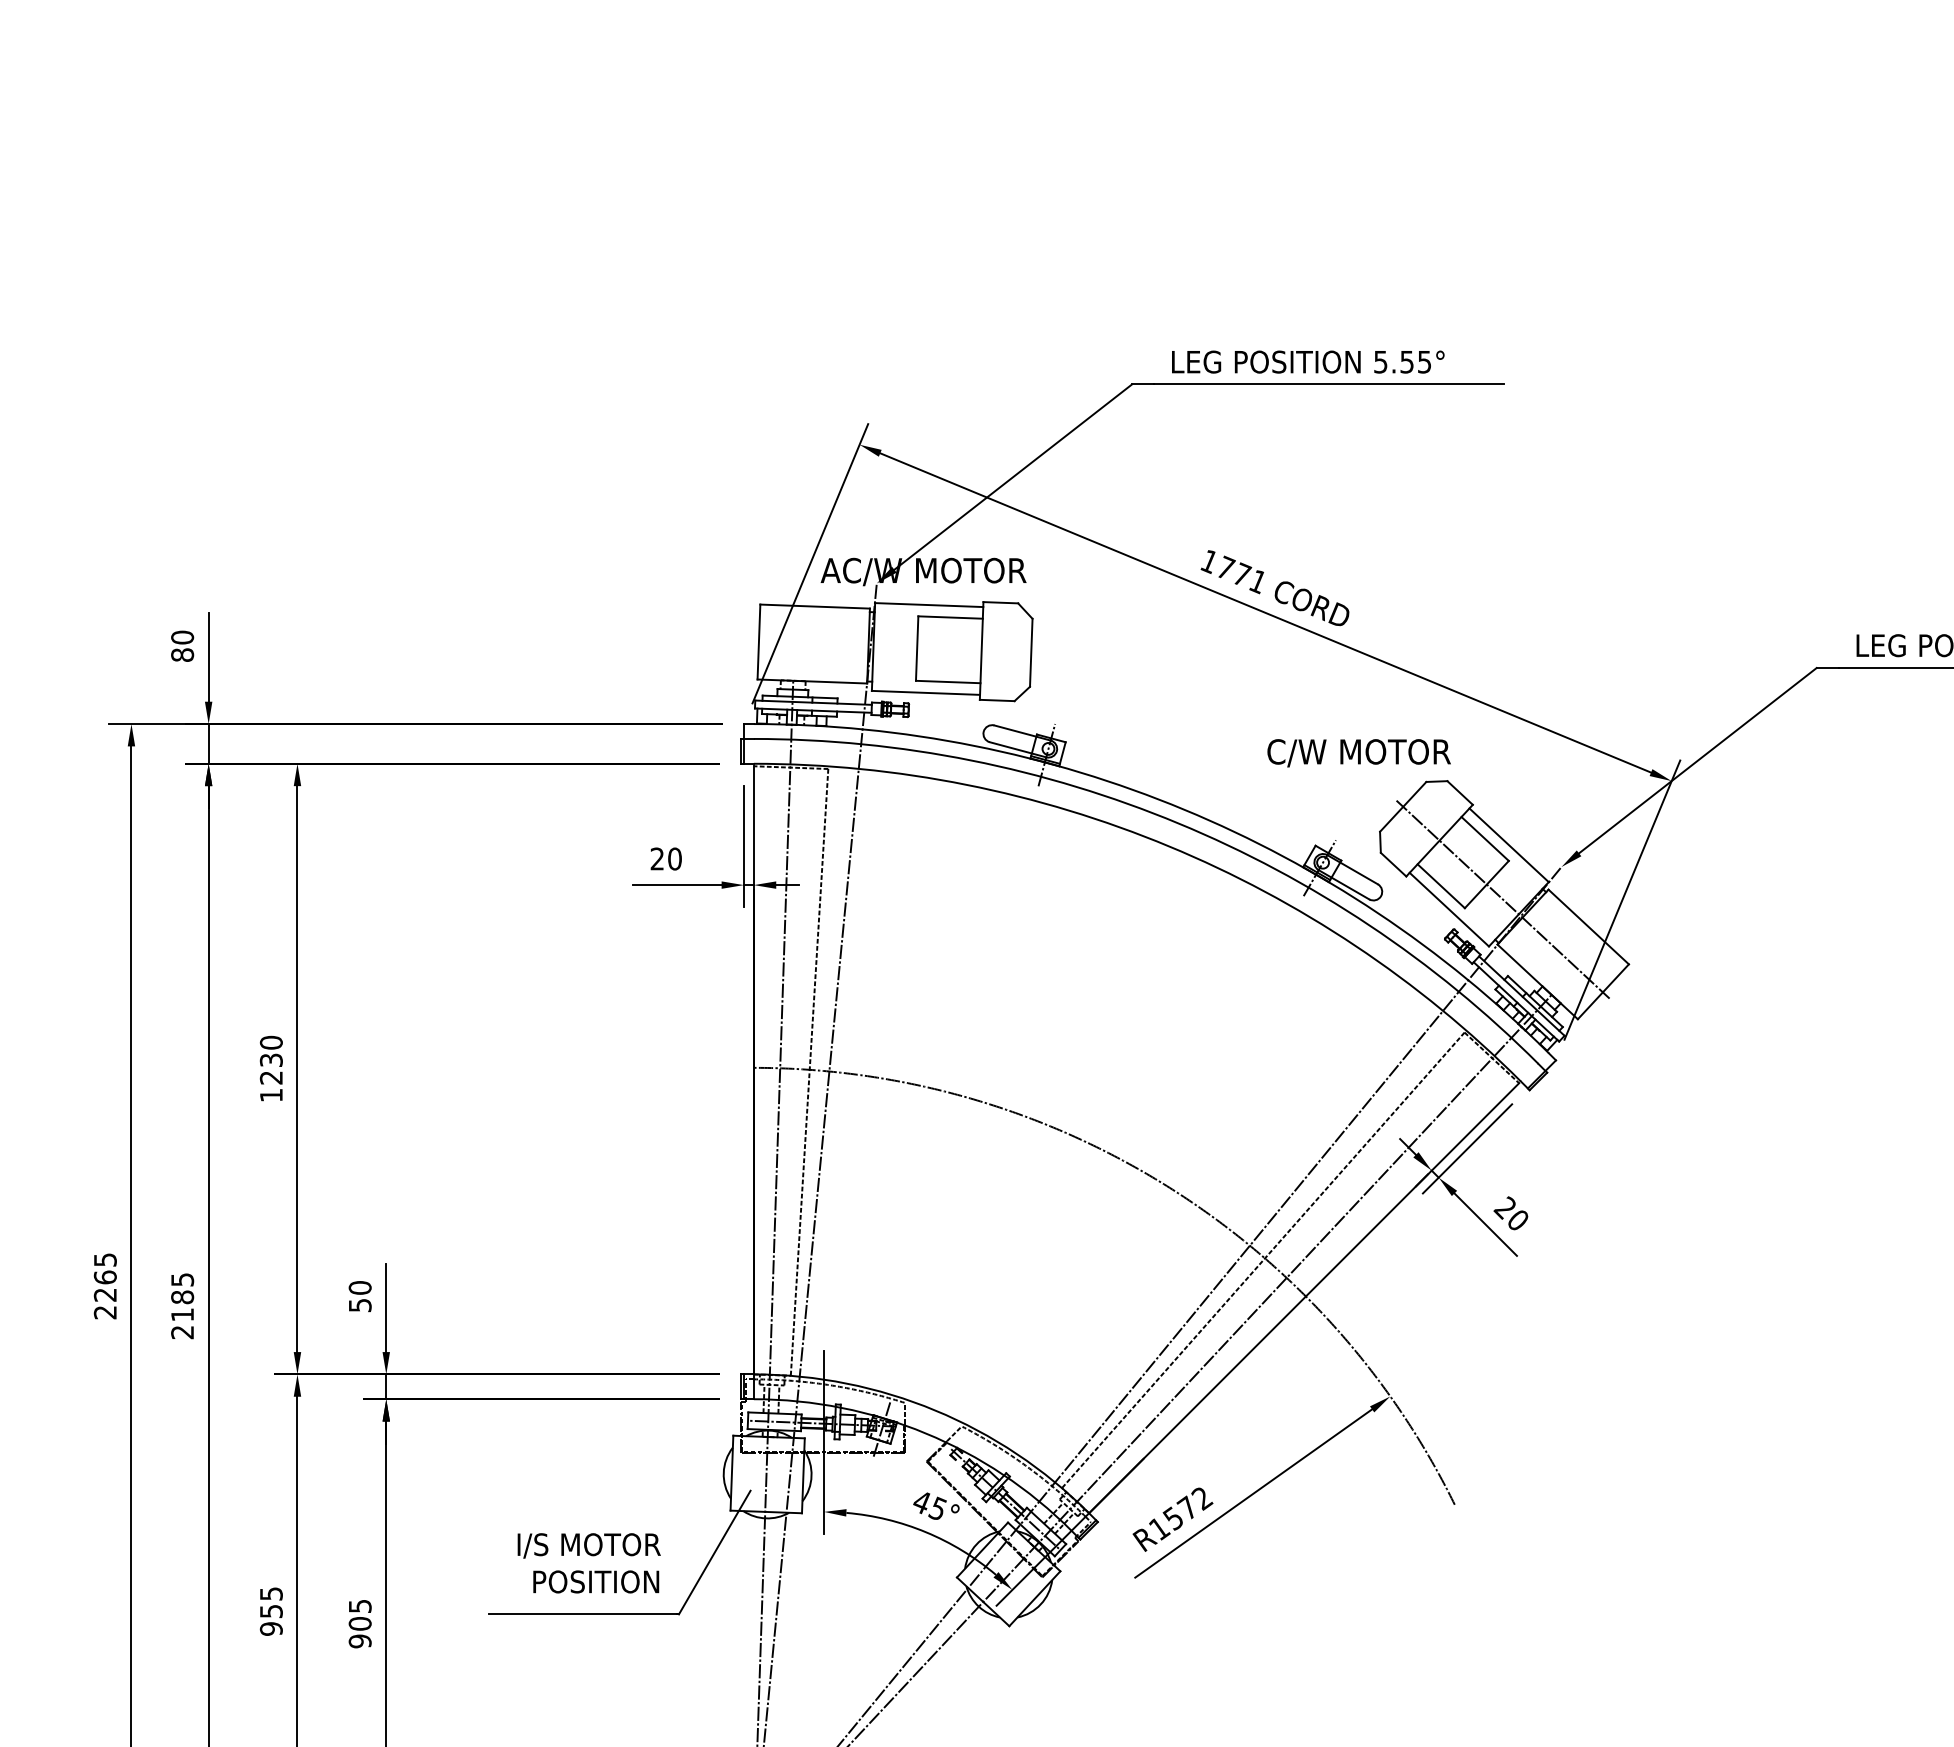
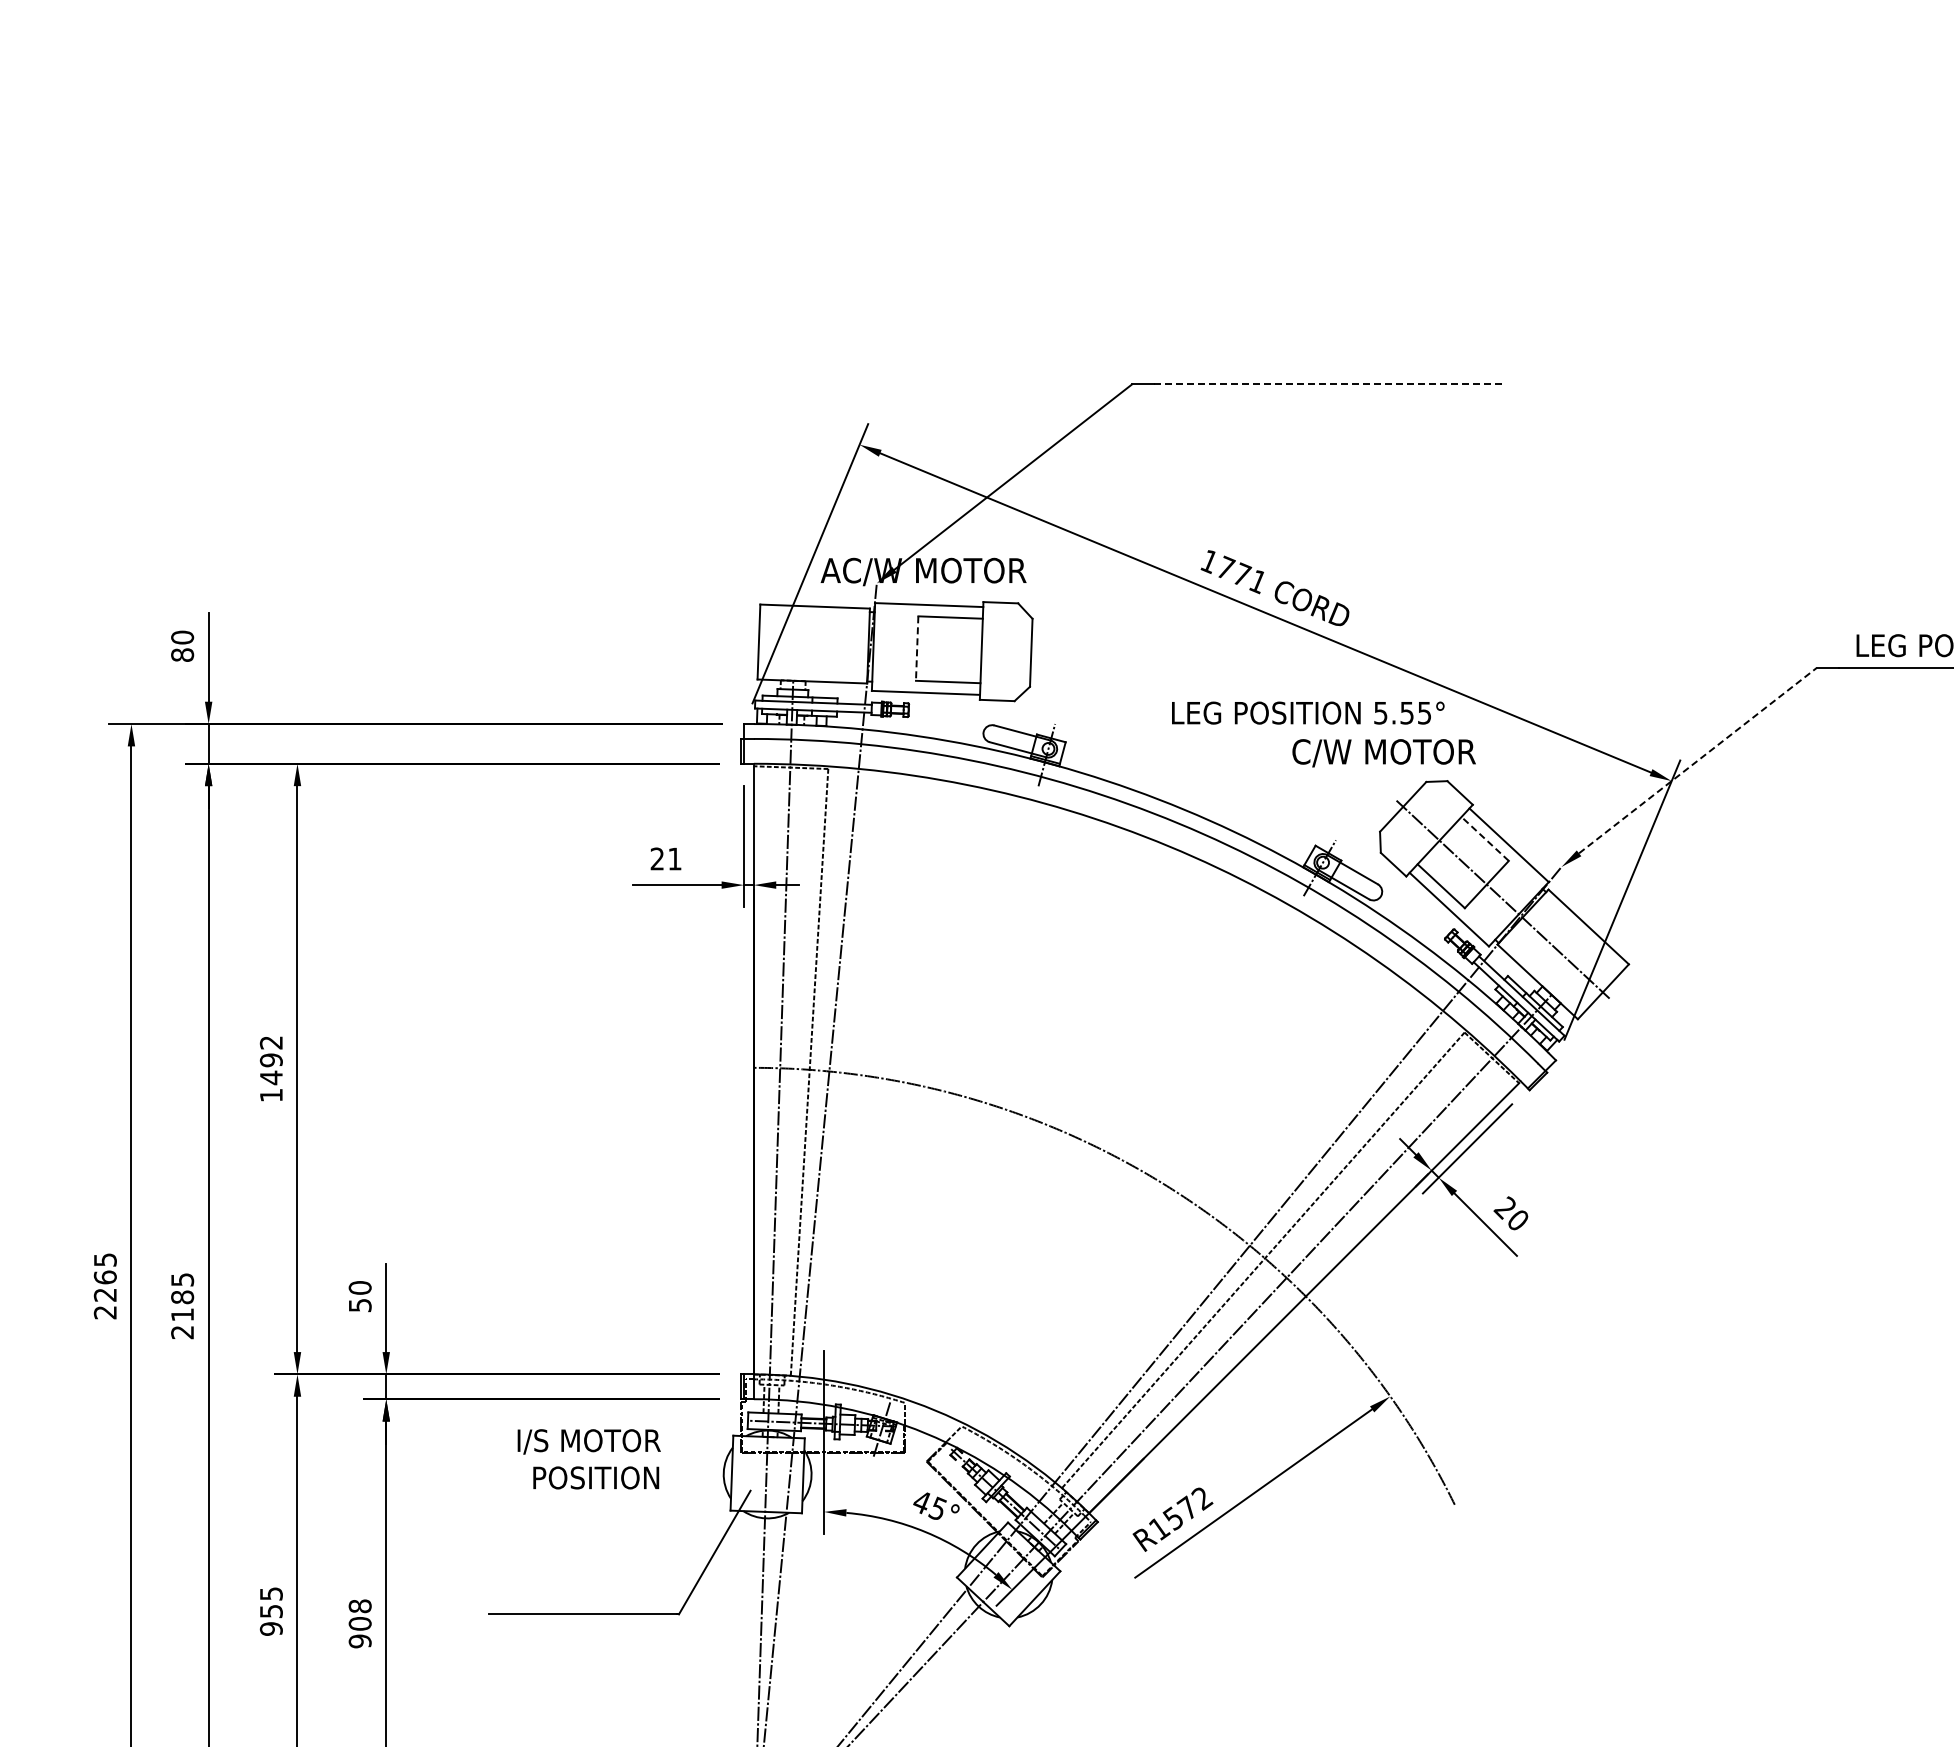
text position: (1308, 361) -> (1308, 712) (1308, 712)
line: solid -> dashed (1329, 384)
line: solid -> dashed (917, 649)
text position: (1358, 753) -> (1383, 753) (1383, 753)
line: solid -> dashed (1697, 760)
line: solid -> dashed (1484, 838)
text: 20 -> 21 (674, 858)
text: 1230 -> 1492 (270, 1060)
text position: (588, 1563) -> (588, 1459) (588, 1459)
text: 905 -> 908 (359, 1606)
